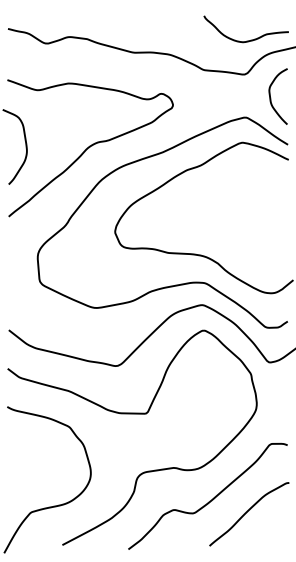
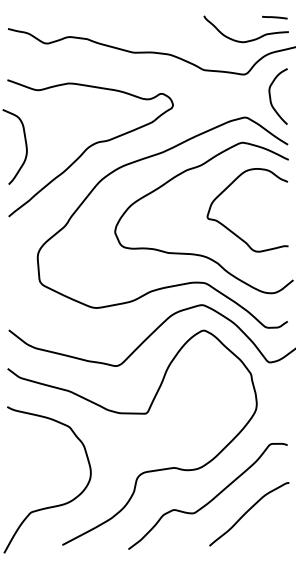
line: none -> present (274, 17)
curve: none -> present (229, 228)
